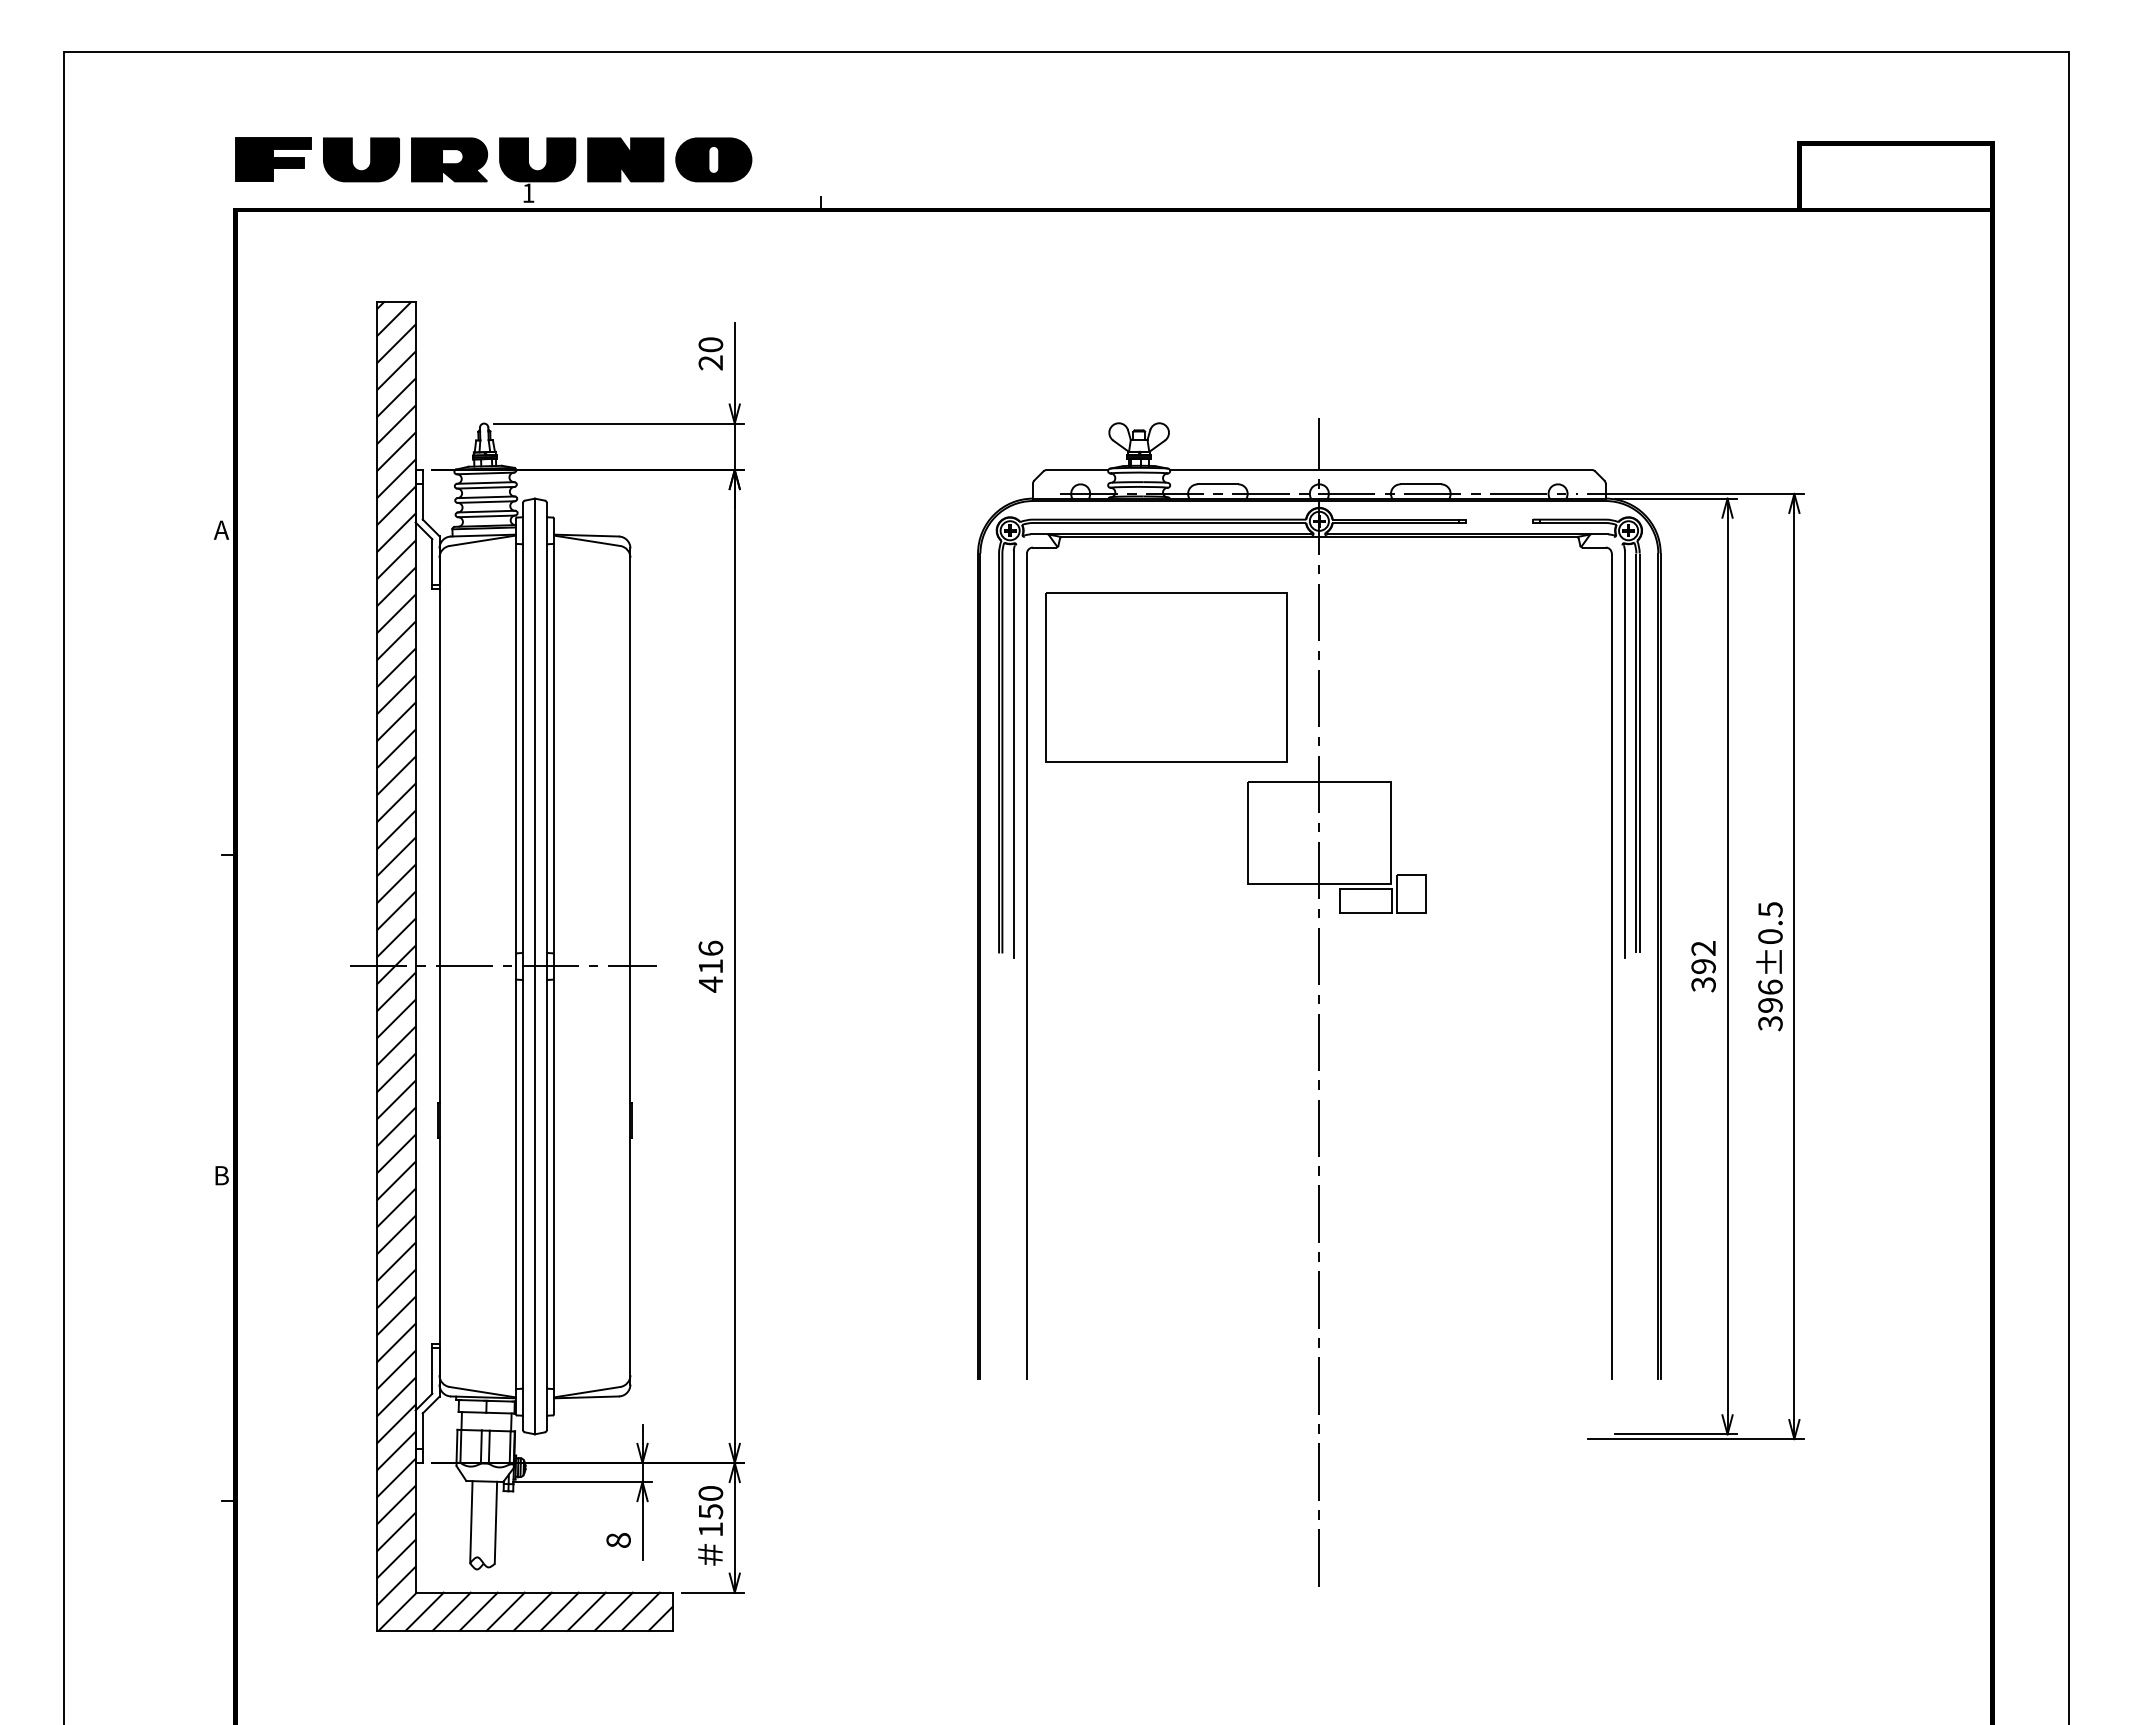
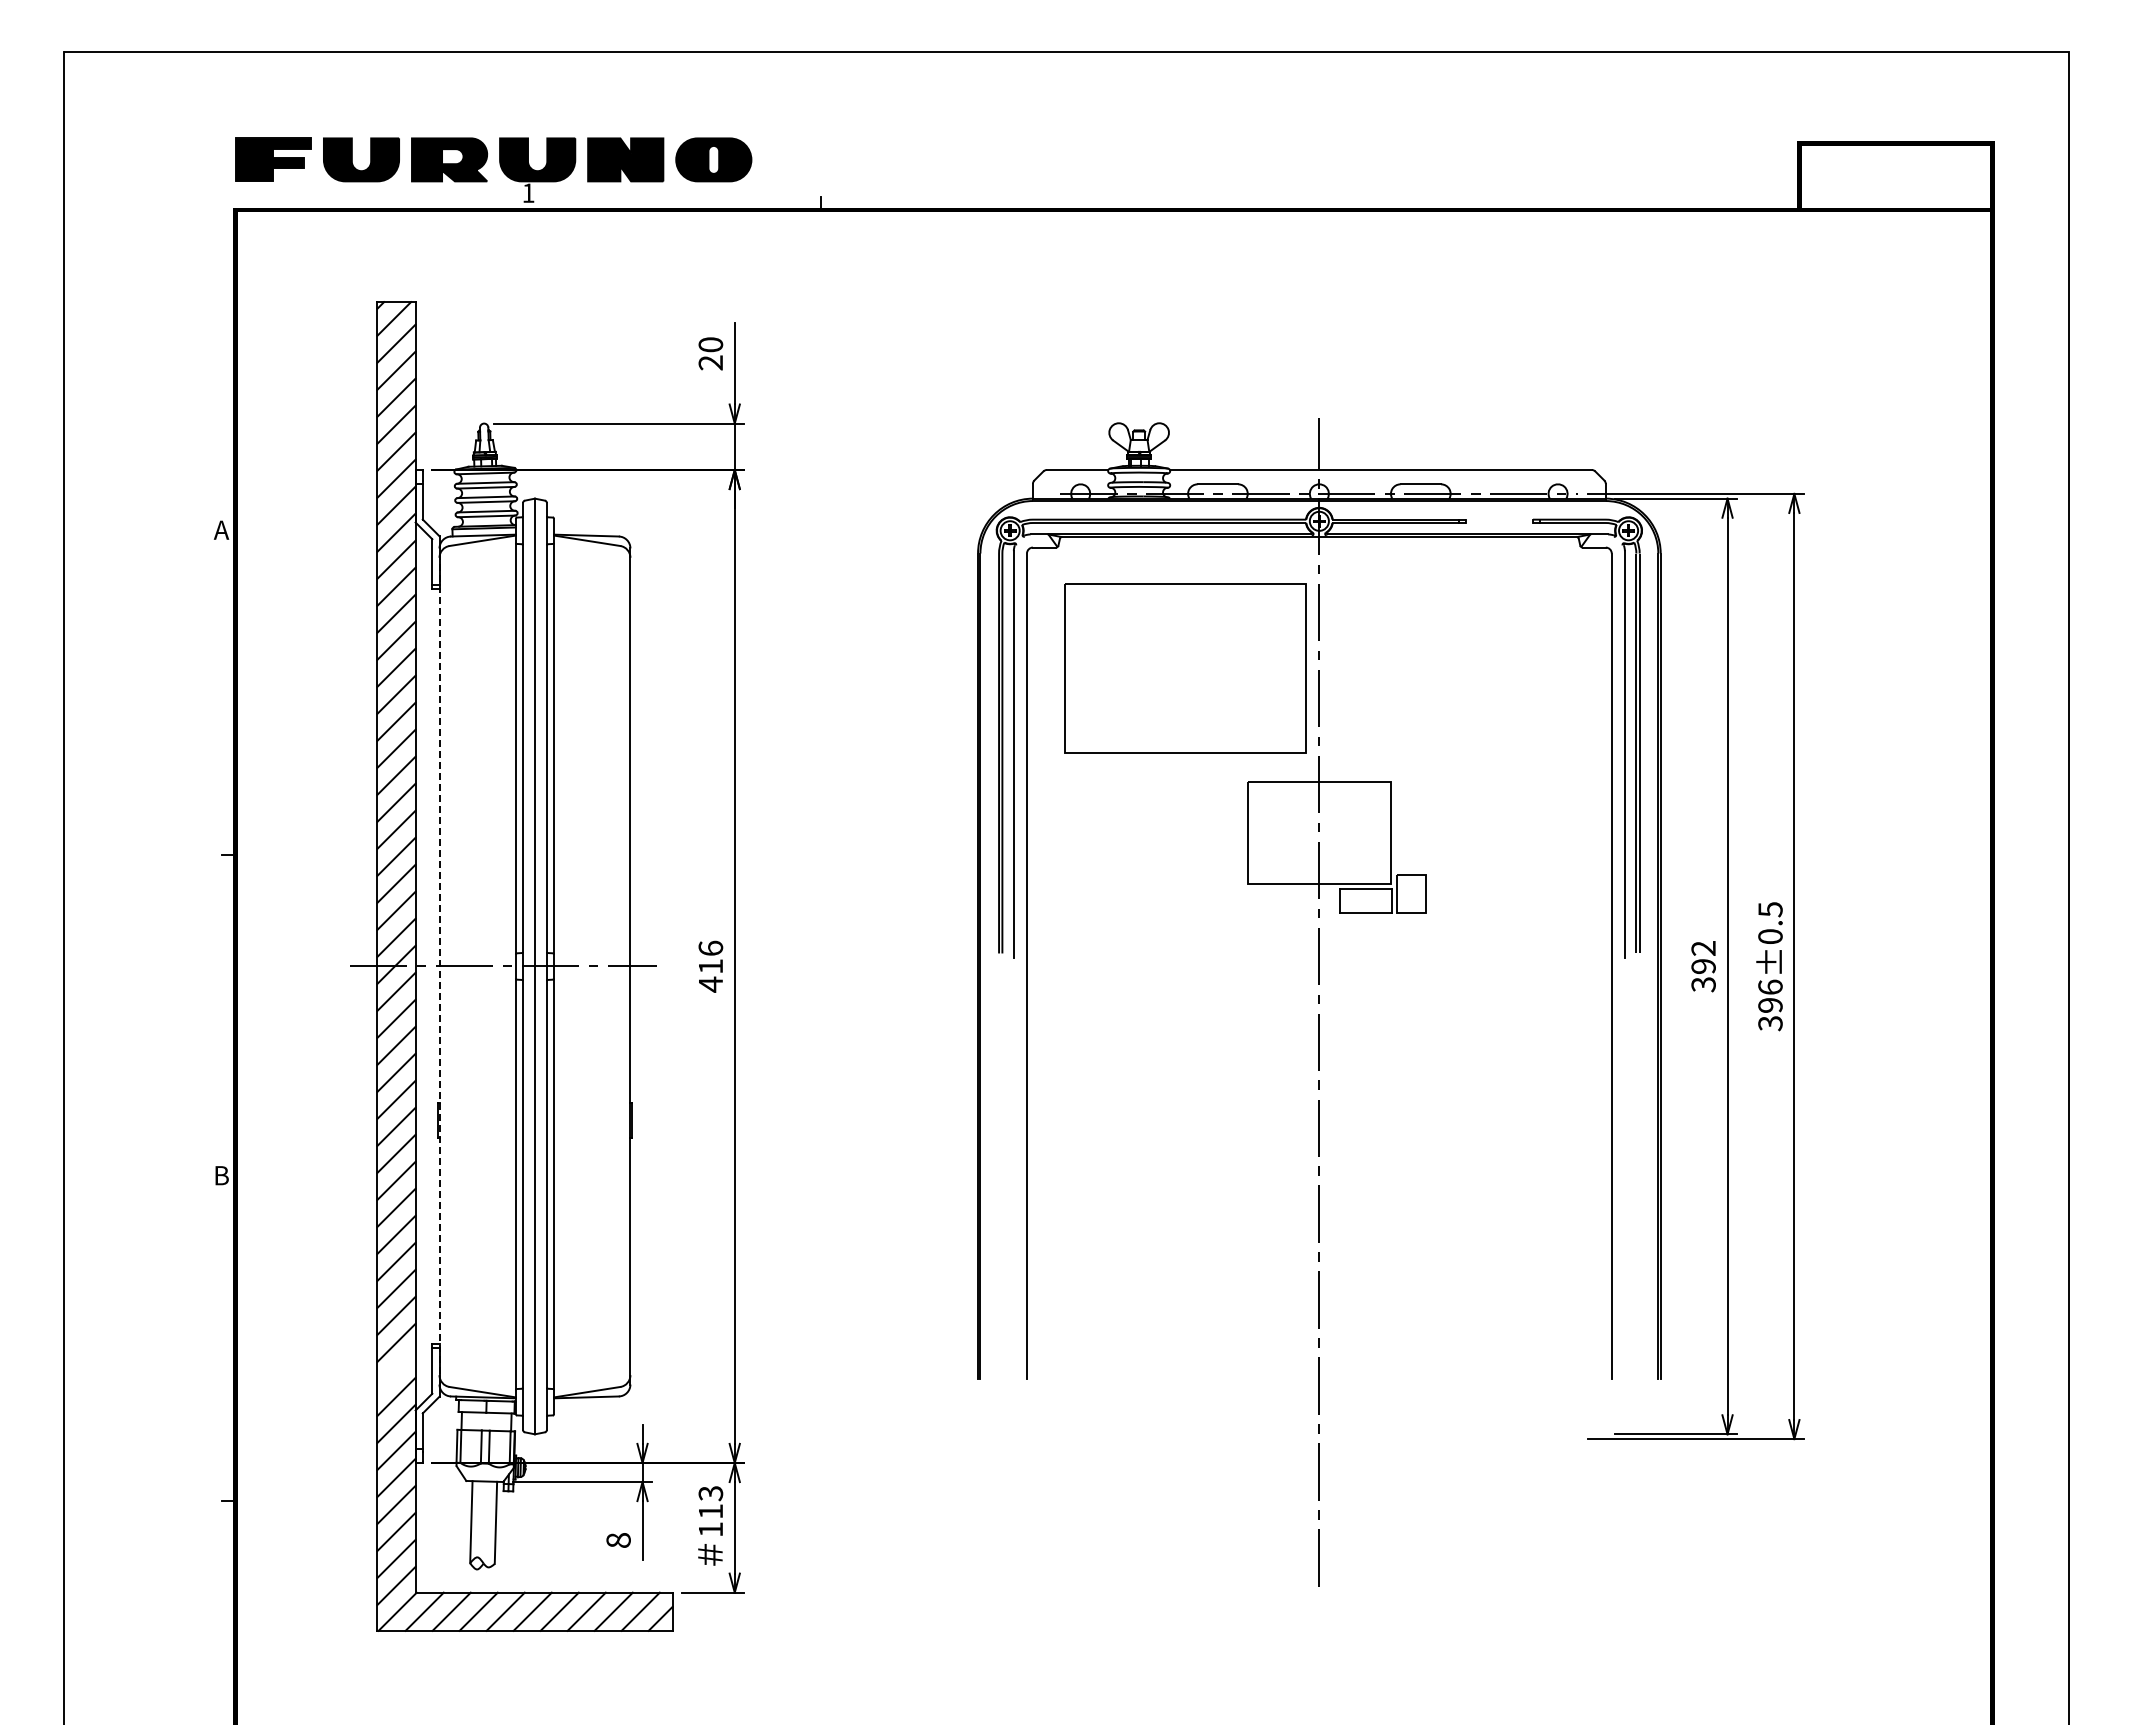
part position: (1166, 677) -> (1185, 668) (1185, 668)
line: solid -> dashed (439, 965)
line: present -> none (396, 1369)
text: 150 -> 113 (710, 1502)
